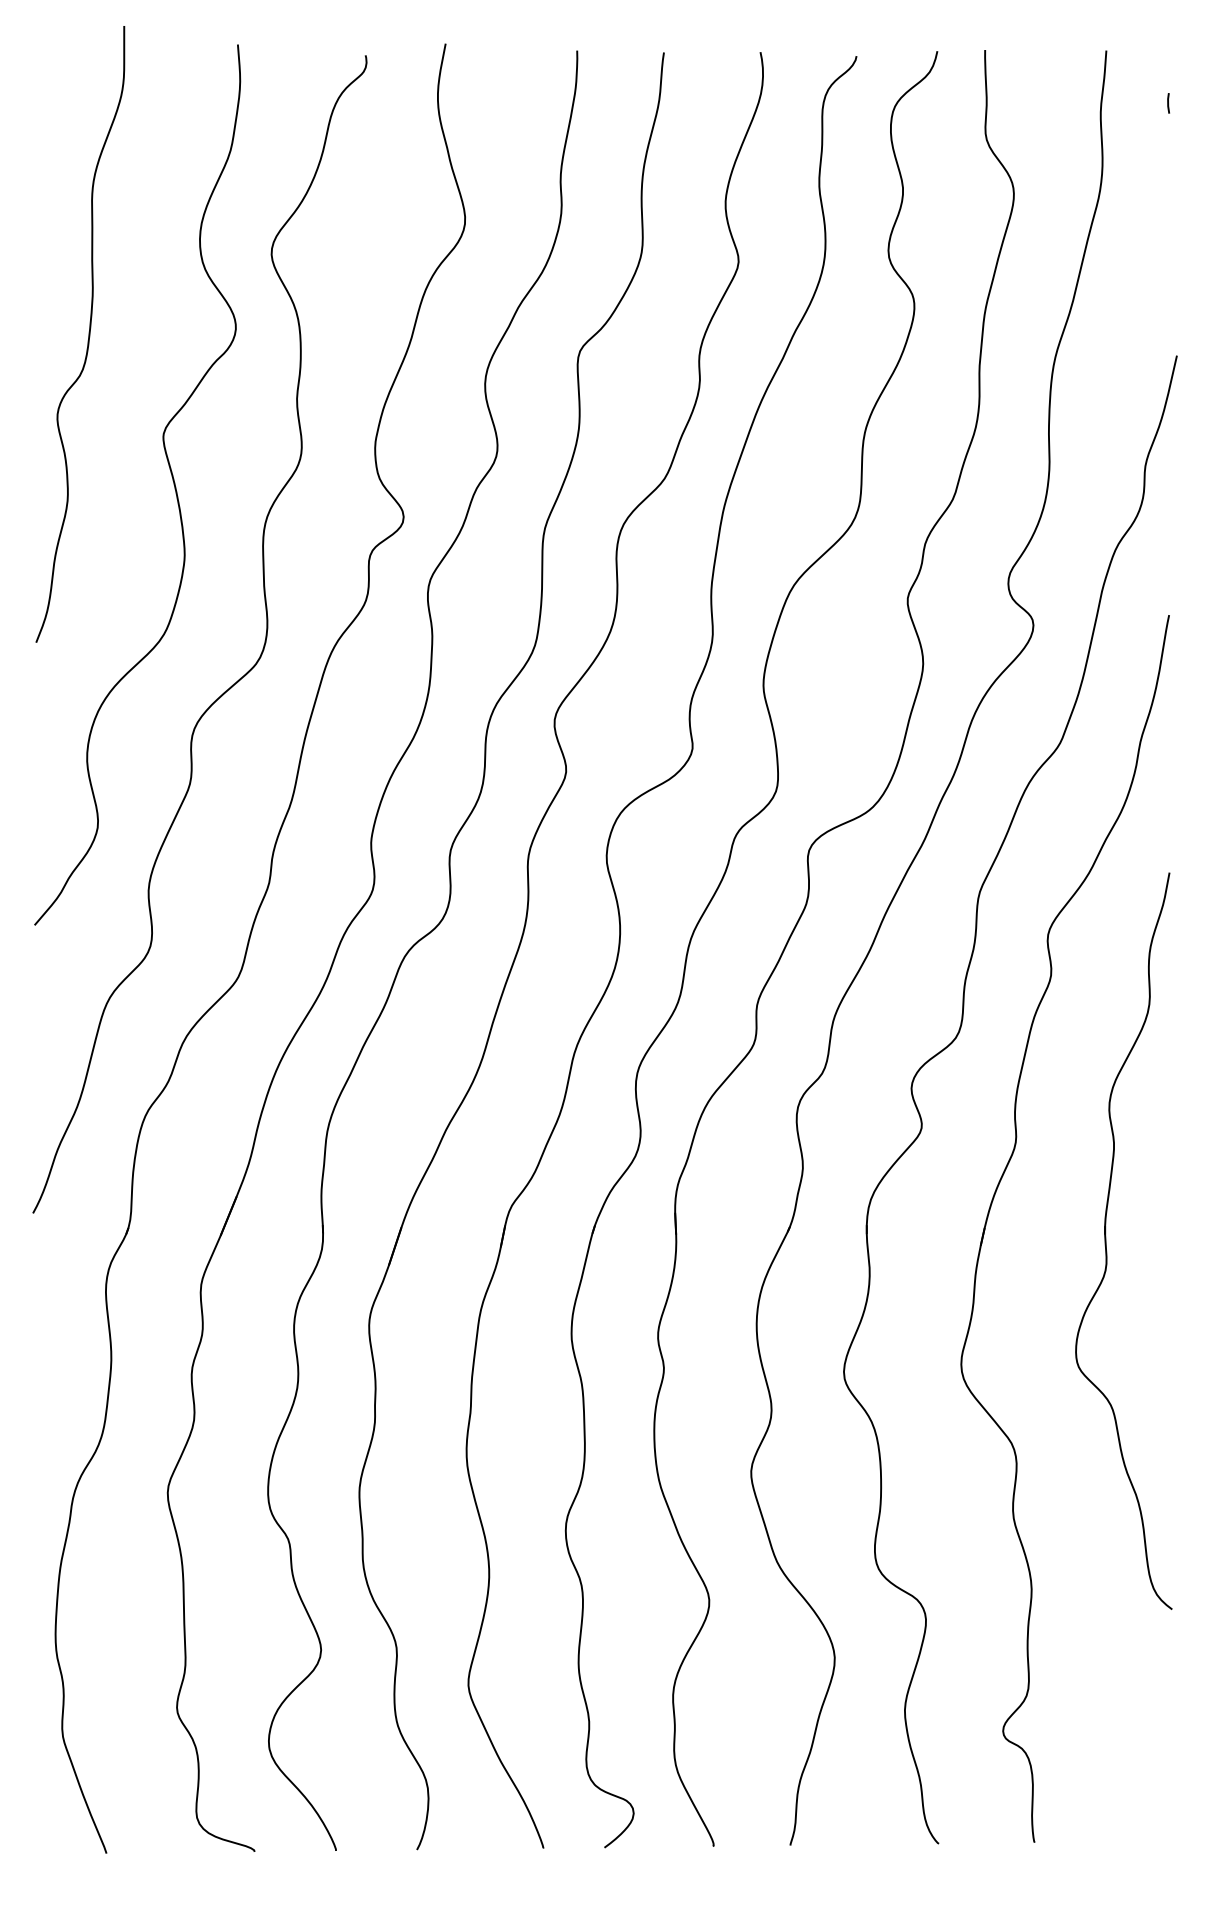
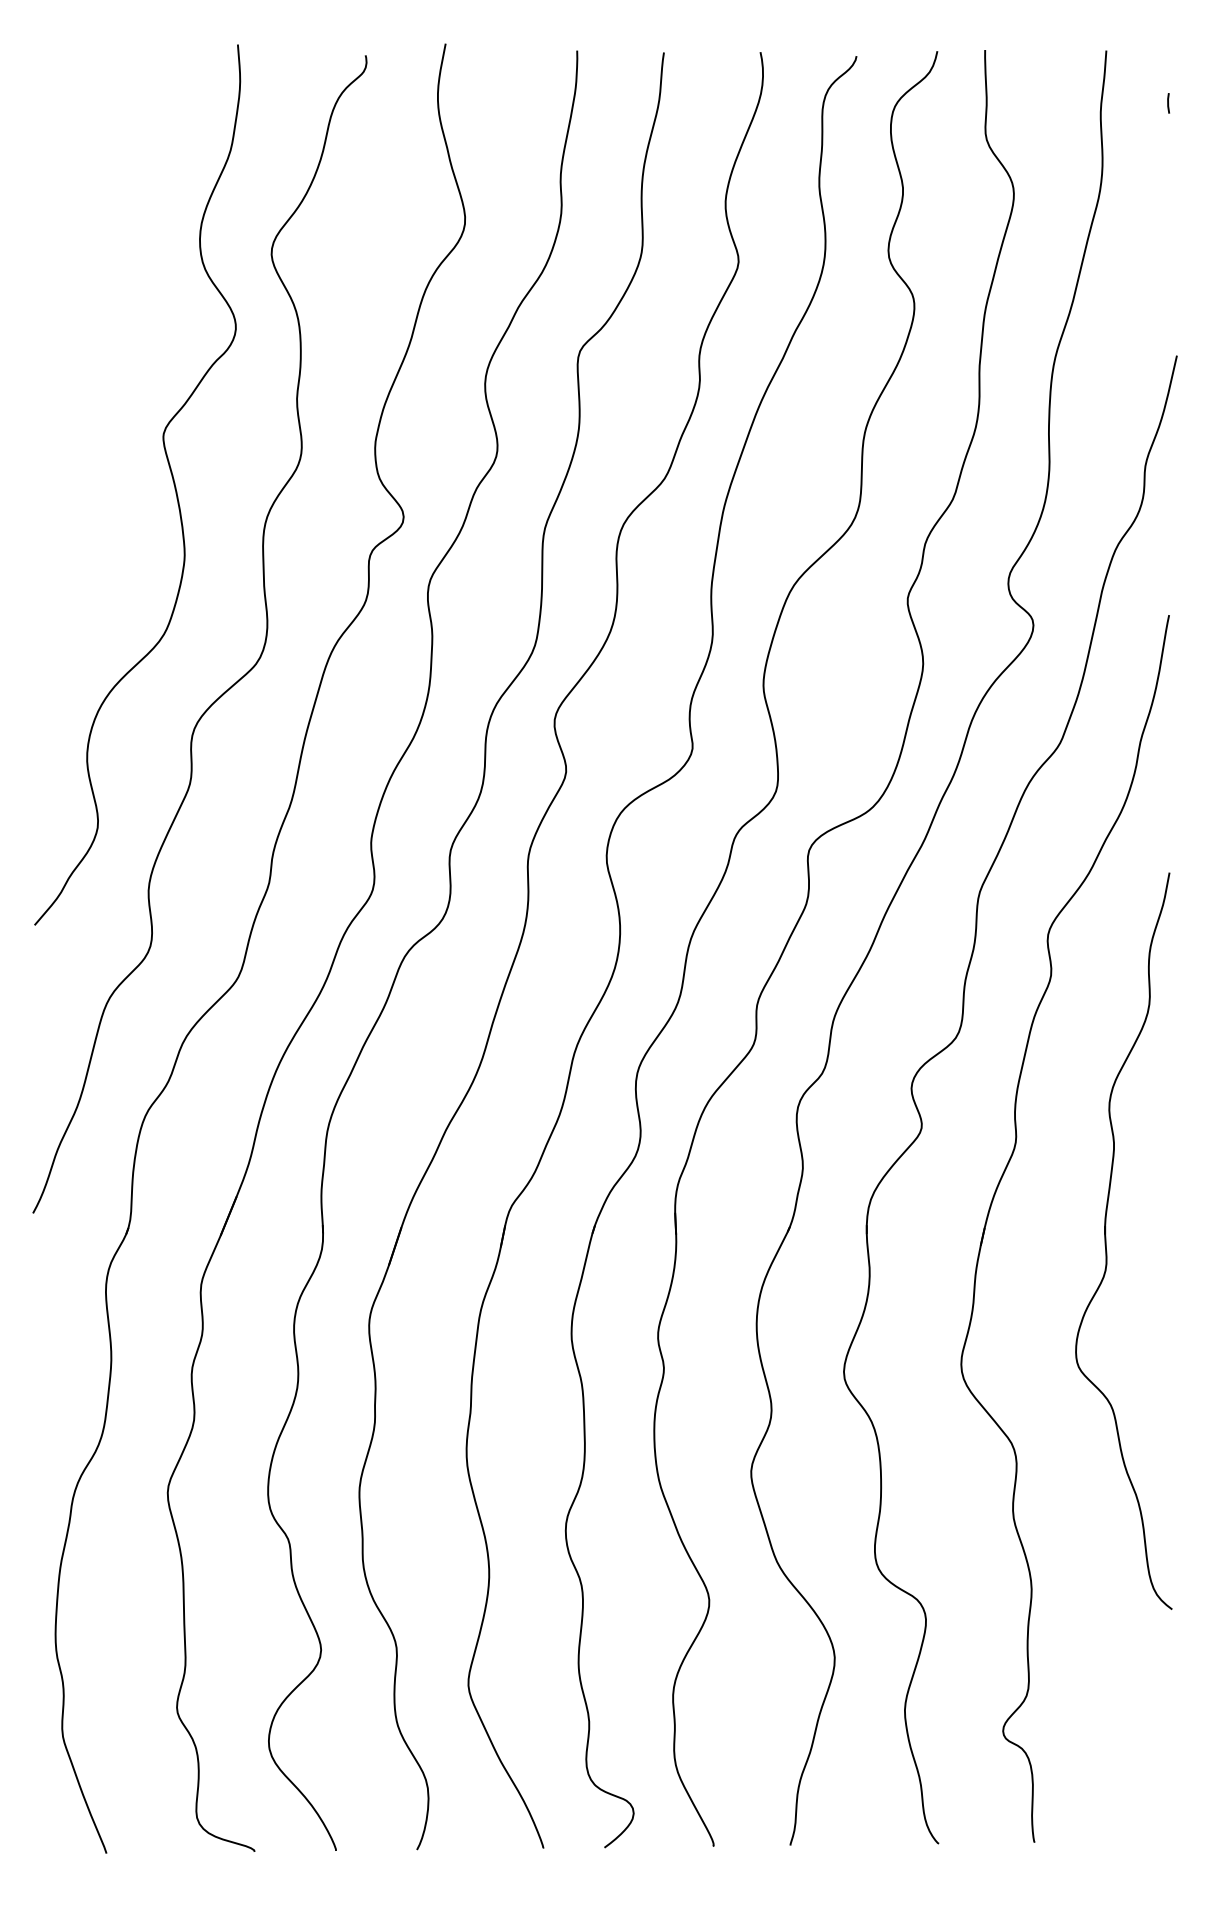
curve: present -> none (88, 334)
